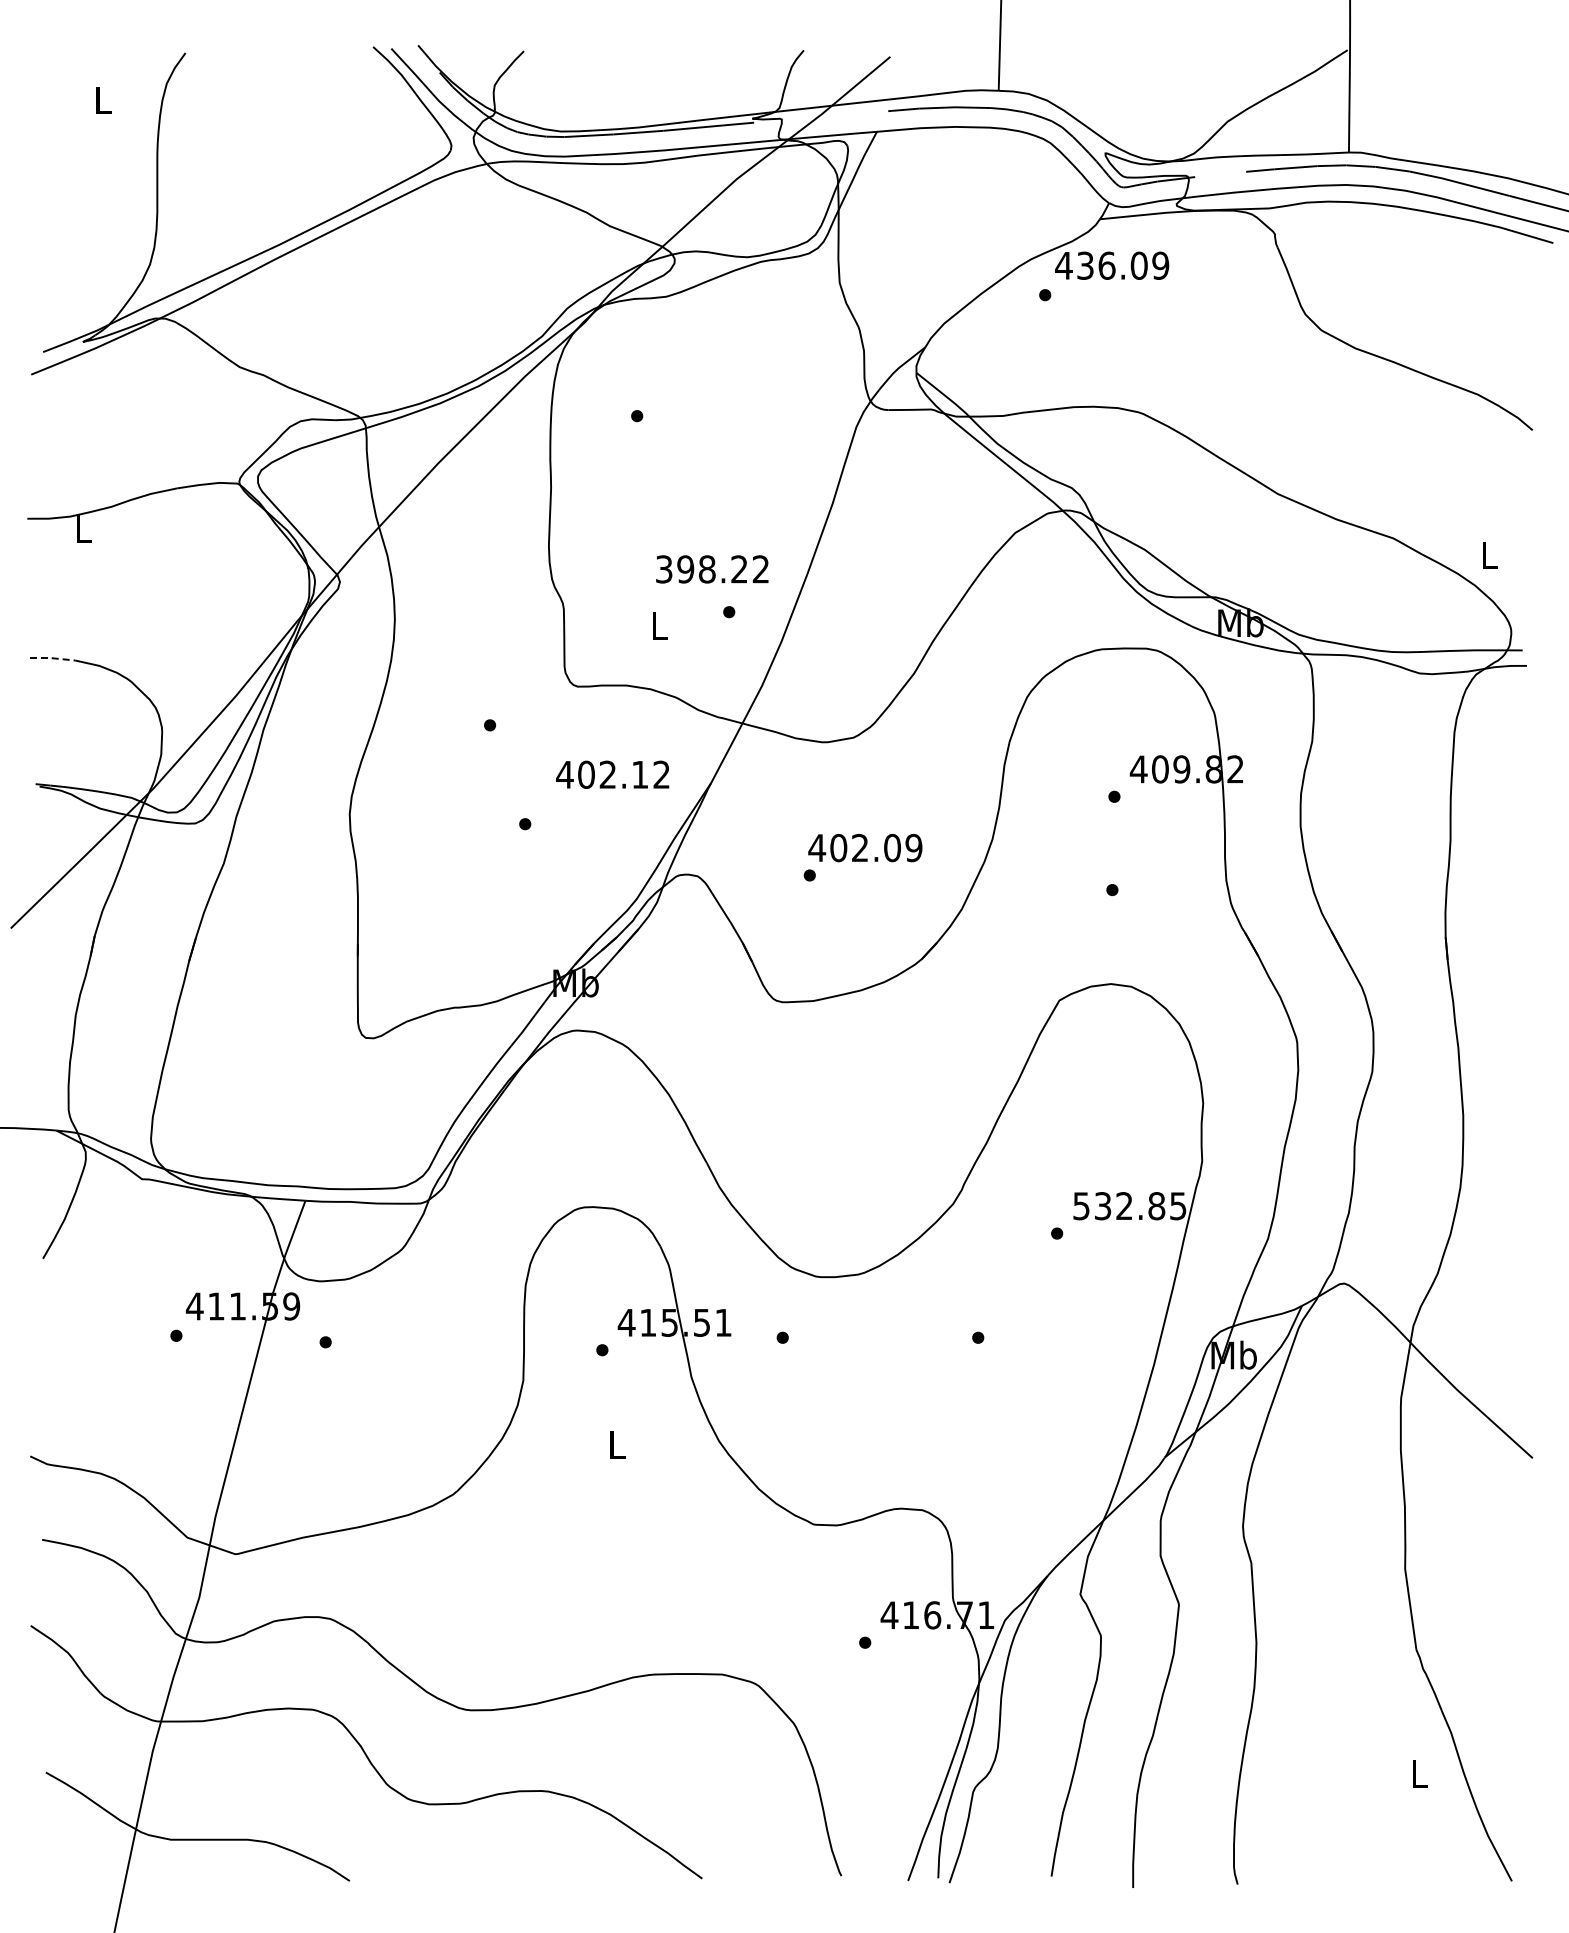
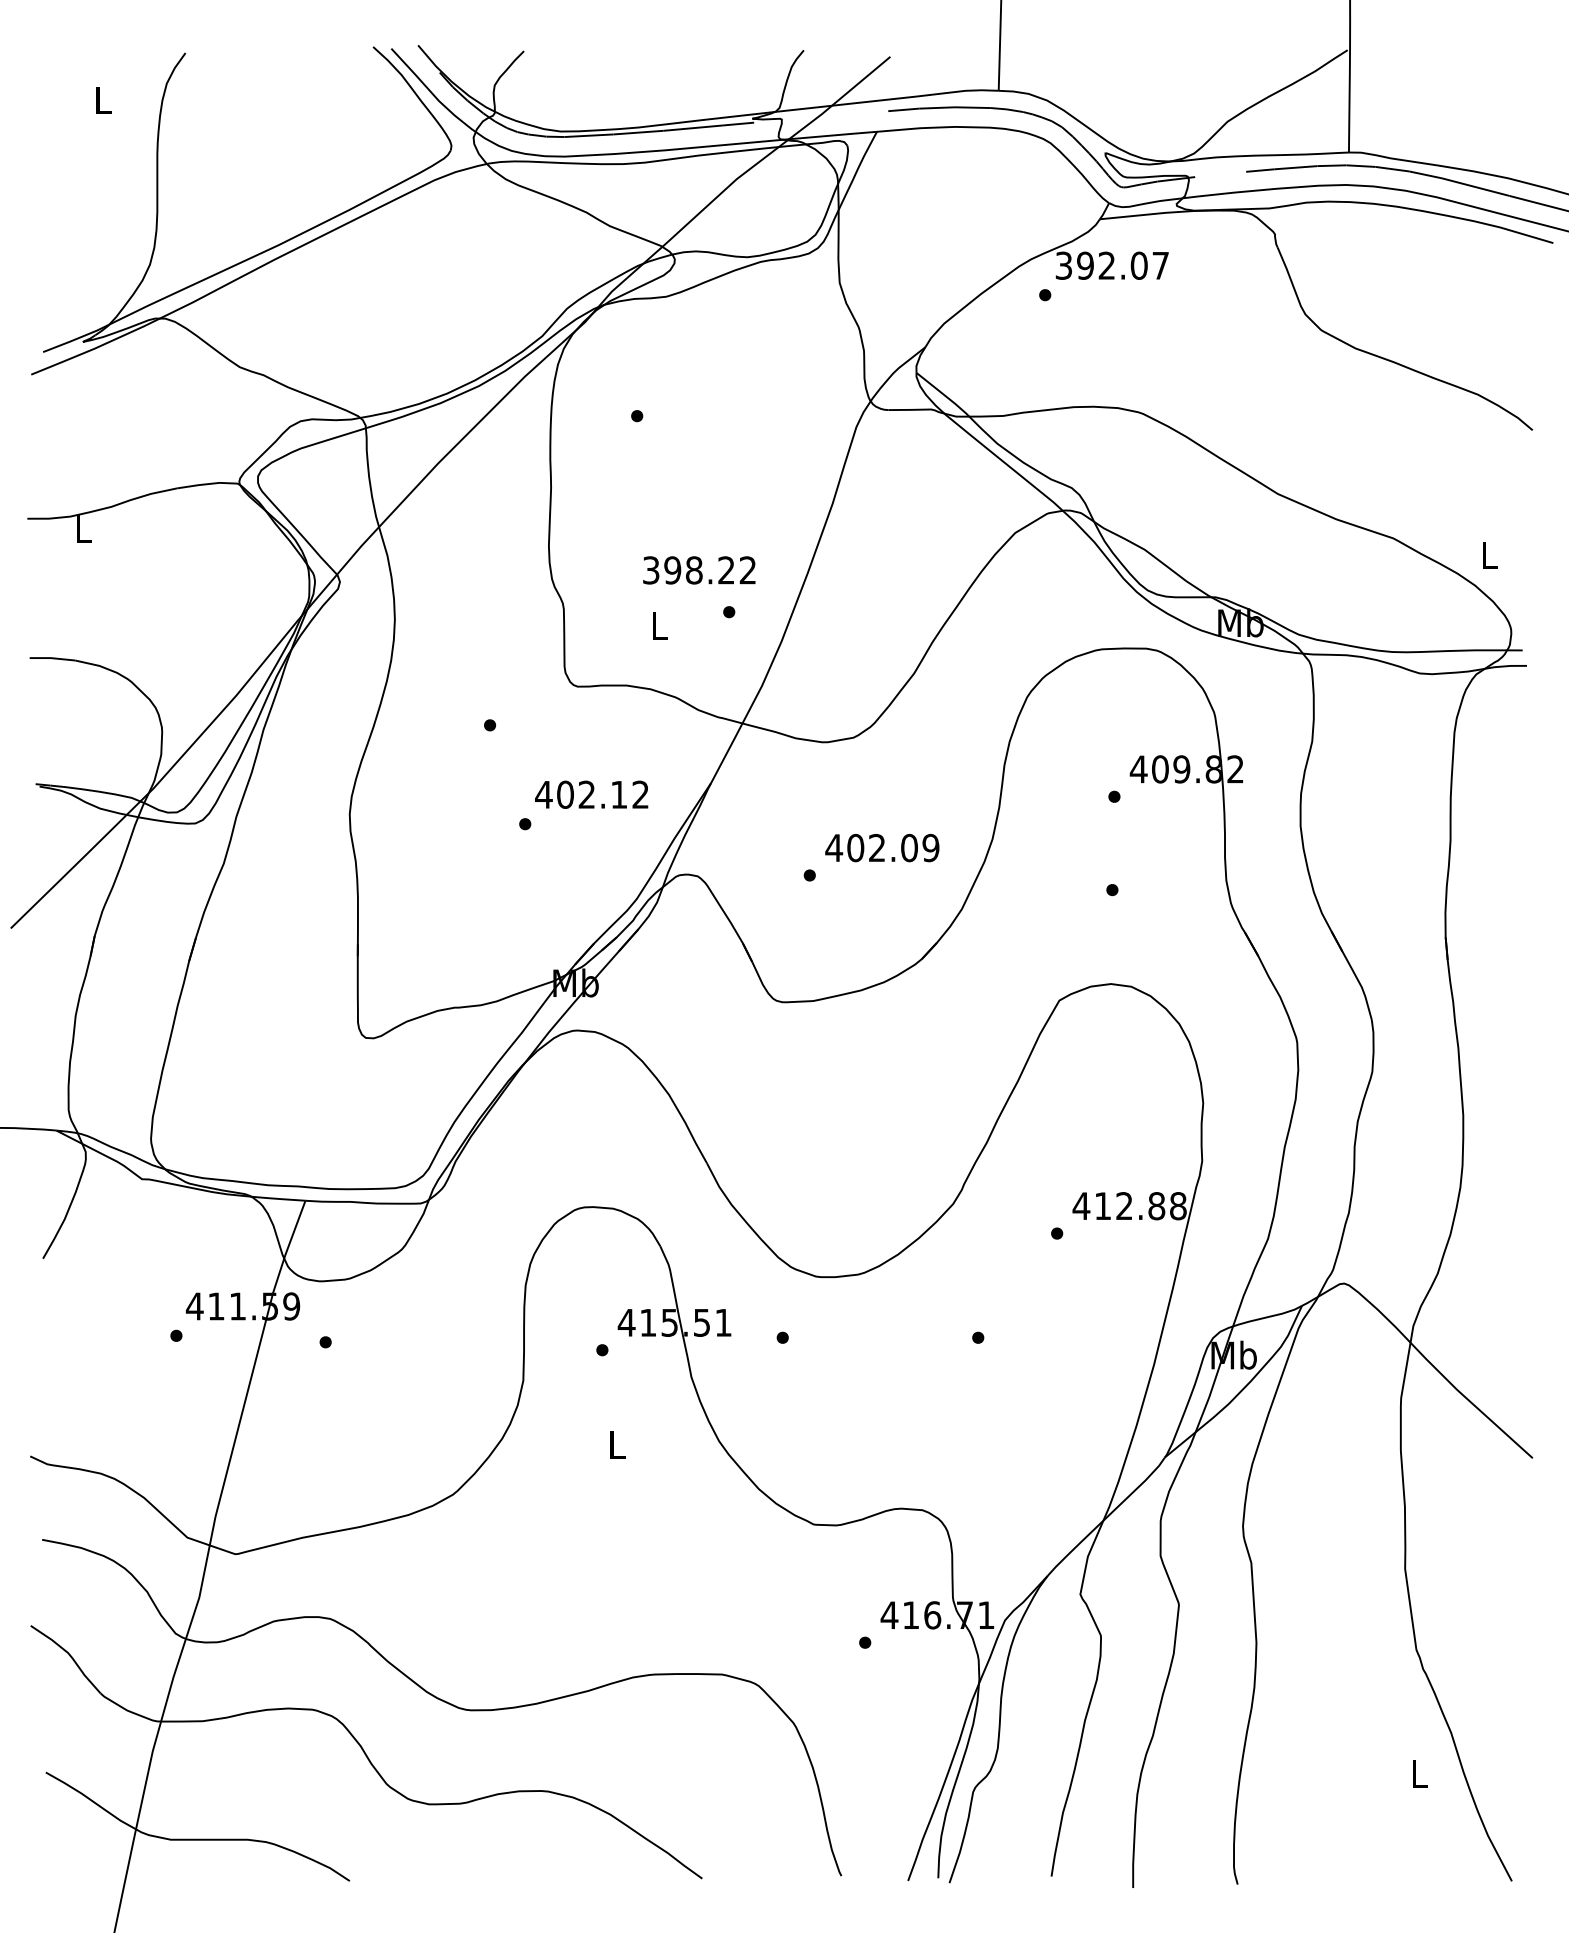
text: 436.09 -> 392.07 (1112, 265)
text position: (712, 569) -> (699, 570) (699, 570)
line: dashed -> solid (51, 658)
text position: (612, 774) -> (591, 794) (591, 794)
text position: (865, 848) -> (882, 848) (882, 848)
text: 532.85 -> 412.88 (1129, 1206)
